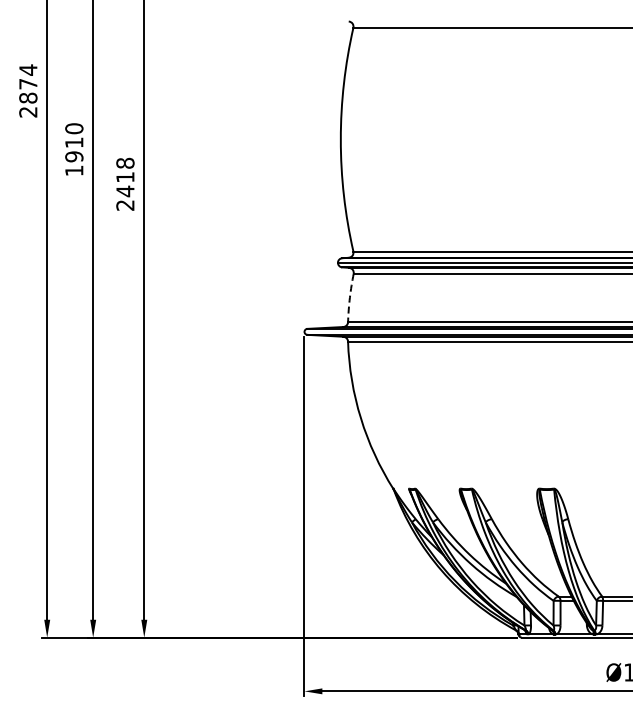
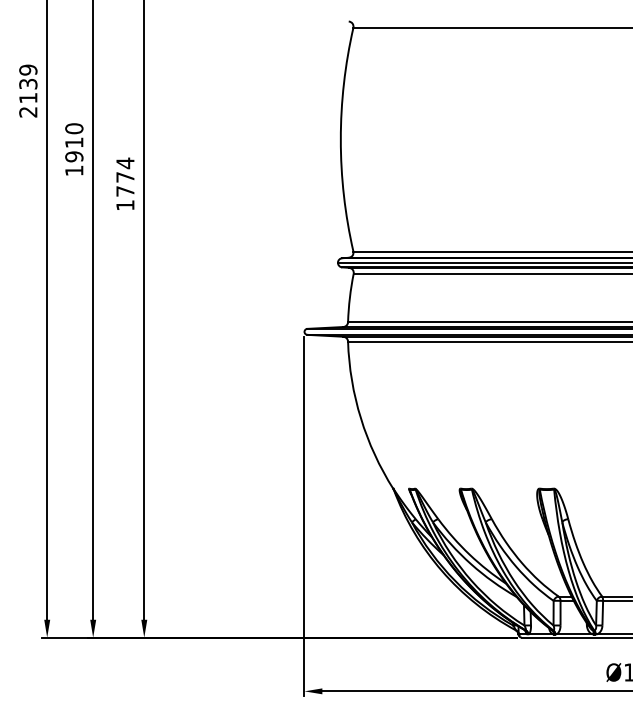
text: 2874 -> 2139 (28, 83)
text: 2418 -> 1774 (125, 183)
arc: dashed -> solid (349, 297)
